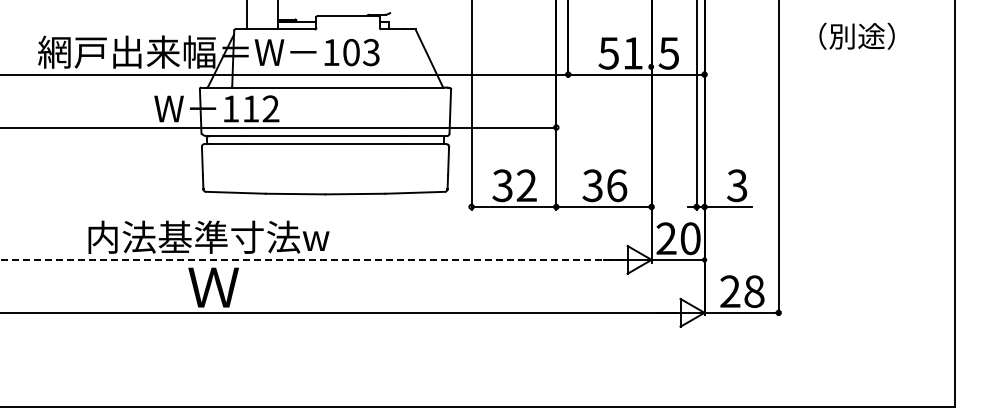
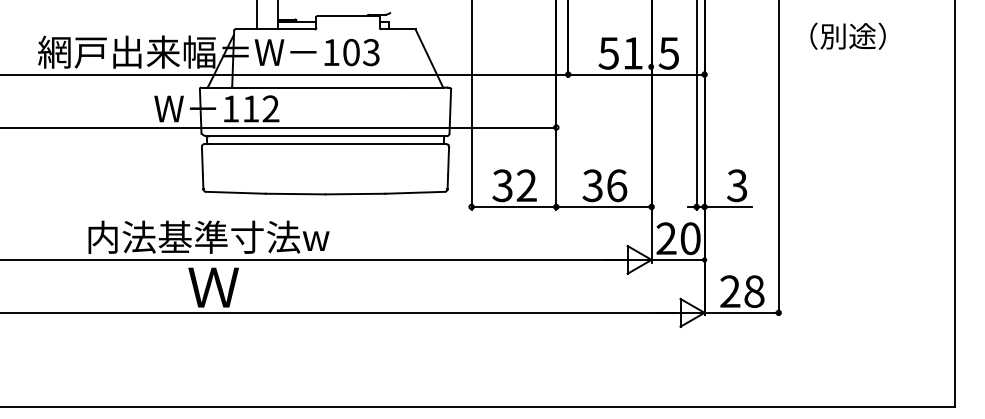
line position: (247, 15) -> (257, 15) (257, 15)
text position: (856, 35) -> (847, 35) (847, 35)
line: dashed -> solid (311, 259)
